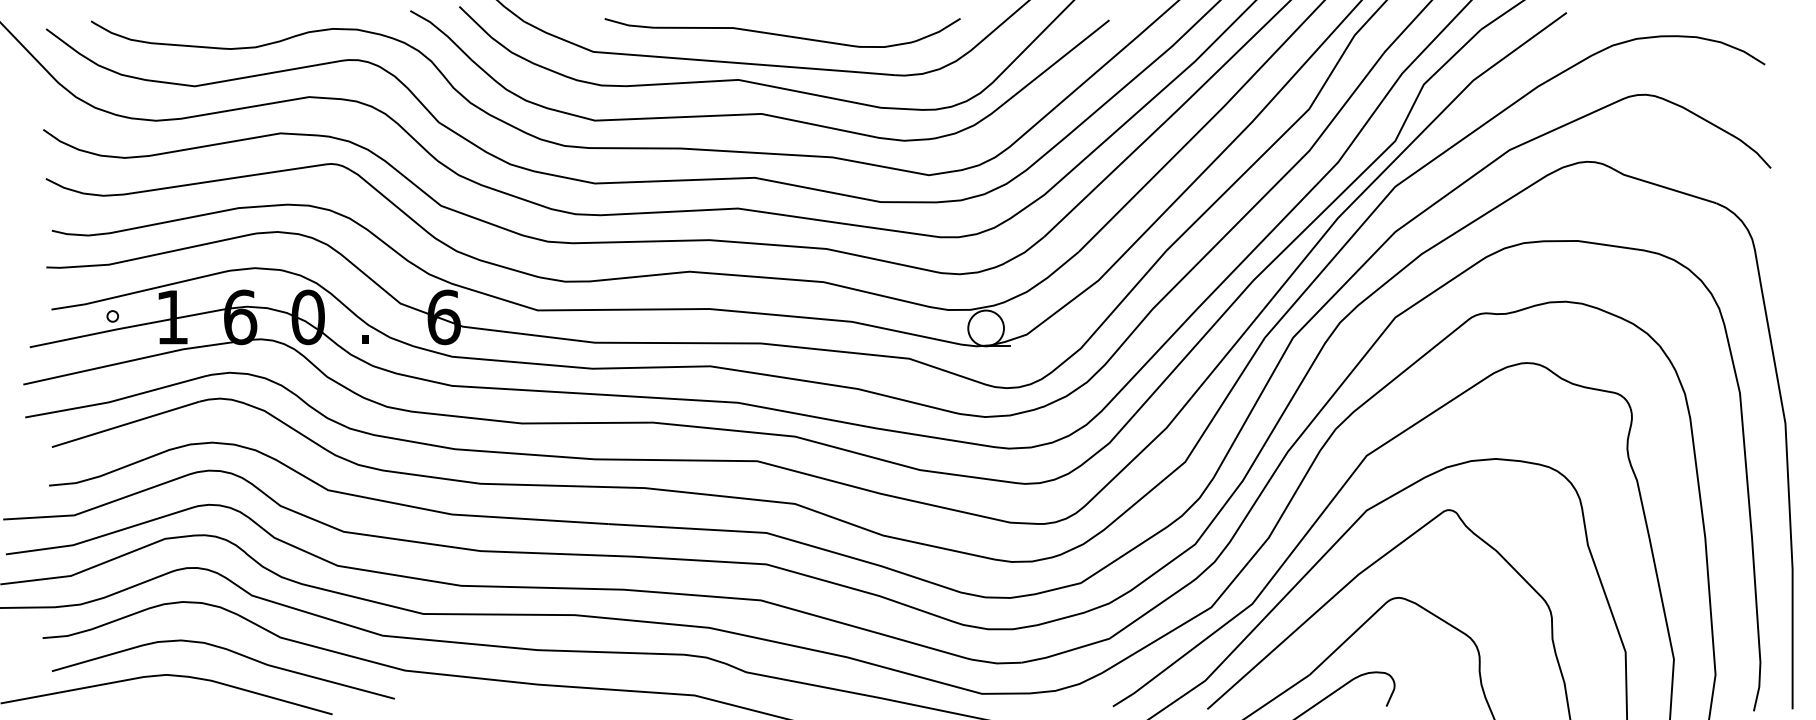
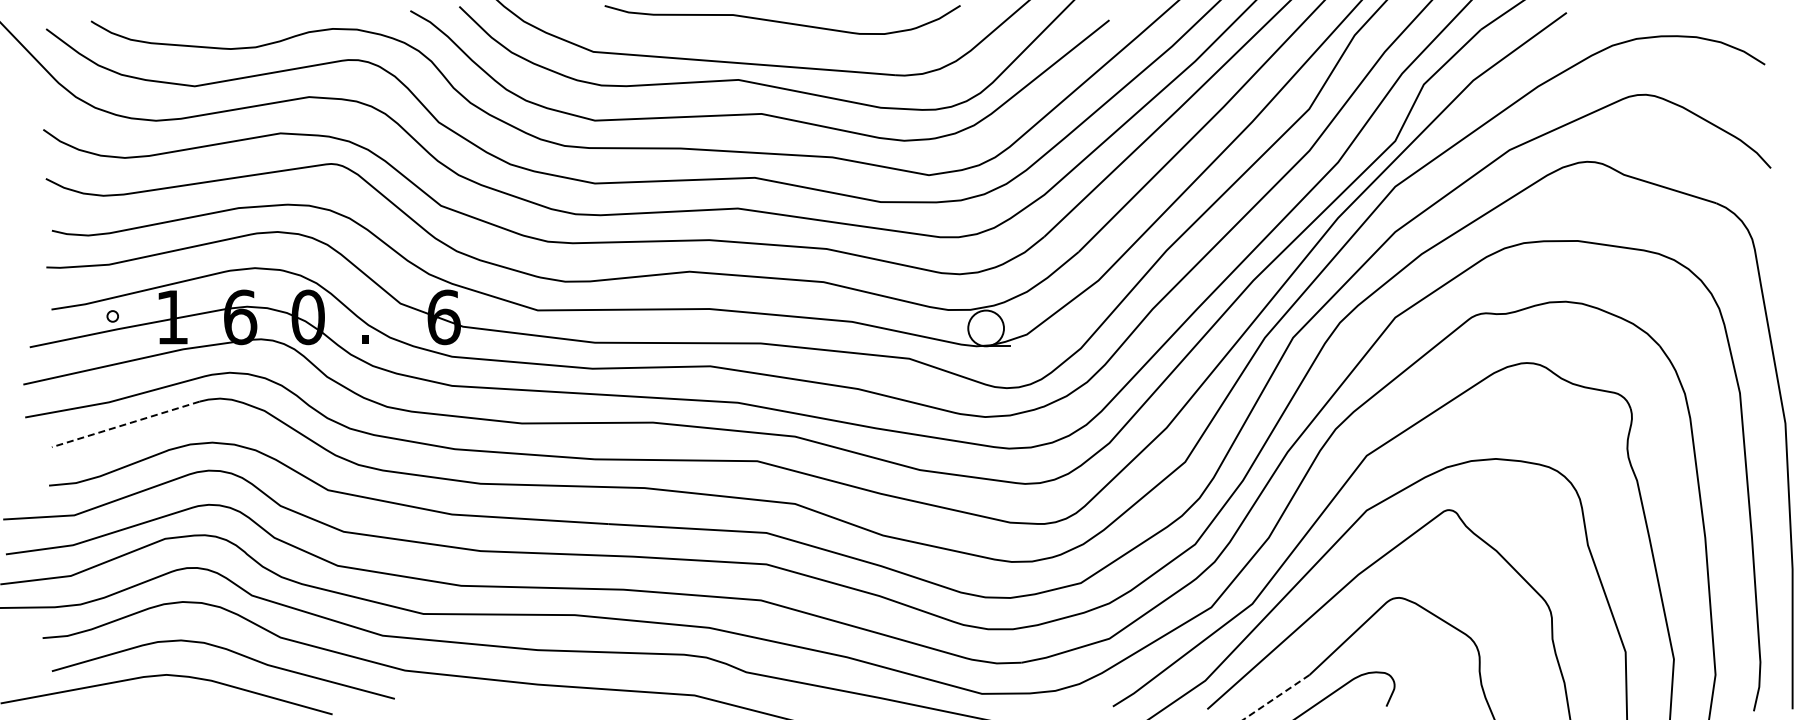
curve position: (782, 34) -> (782, 21) (782, 21)
line: solid -> dashed (125, 424)
line: solid -> dashed (1276, 697)
